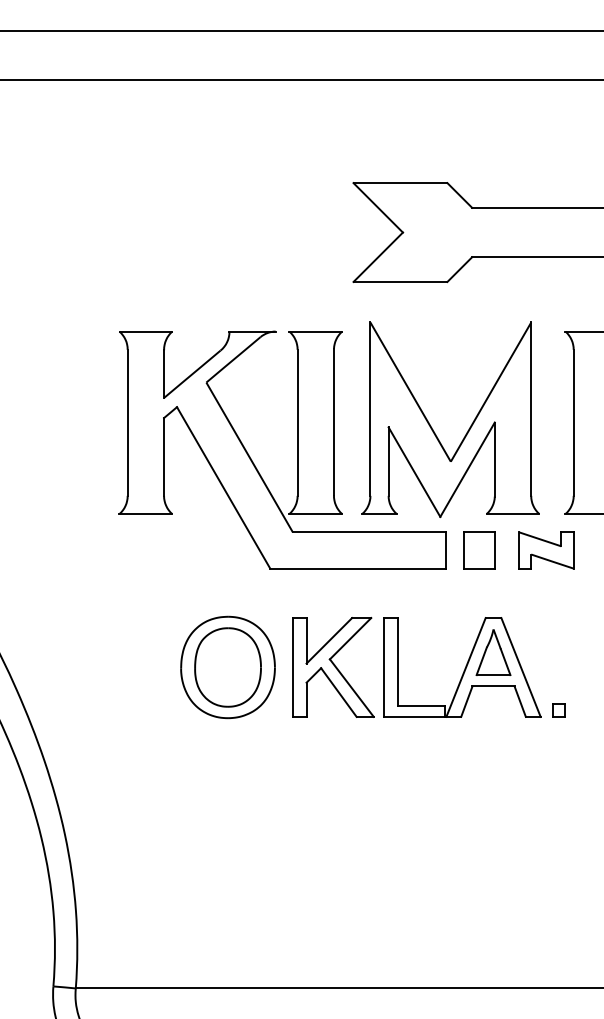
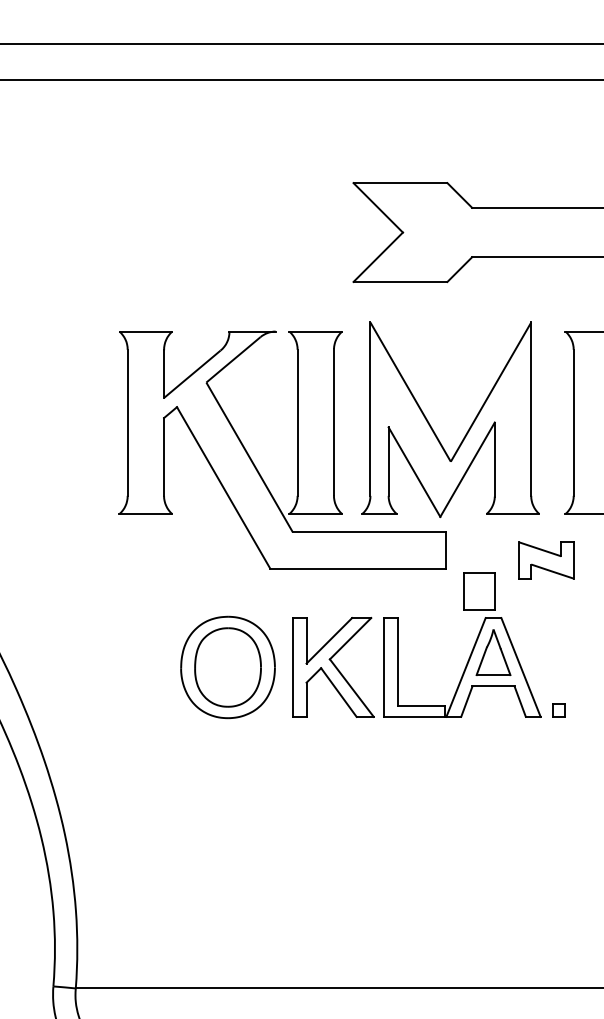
line position: (301, 30) -> (301, 43) (301, 43)
part position: (479, 550) -> (479, 591) (479, 591)
part position: (546, 550) -> (546, 560) (546, 560)
